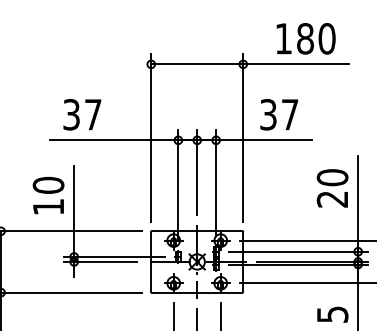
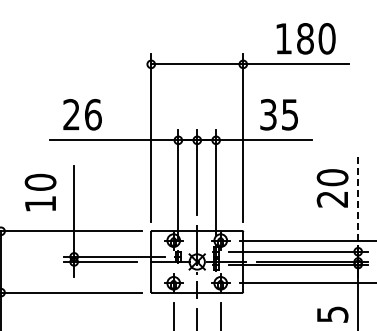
text: 37 -> 26 (82, 114)
text: 37 -> 35 (290, 114)
text position: (48, 195) -> (40, 192) (40, 192)
line: solid -> dashed (358, 203)
